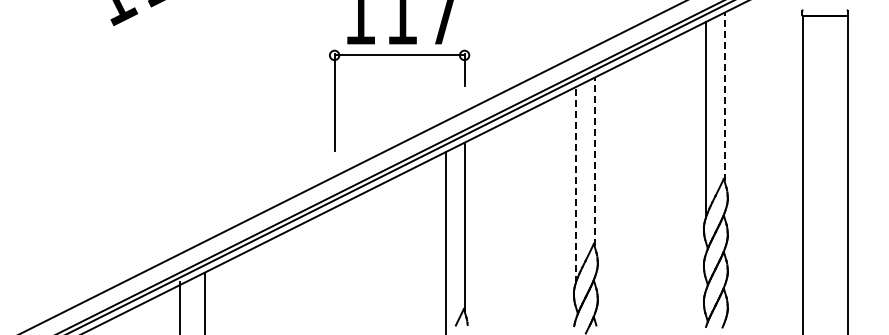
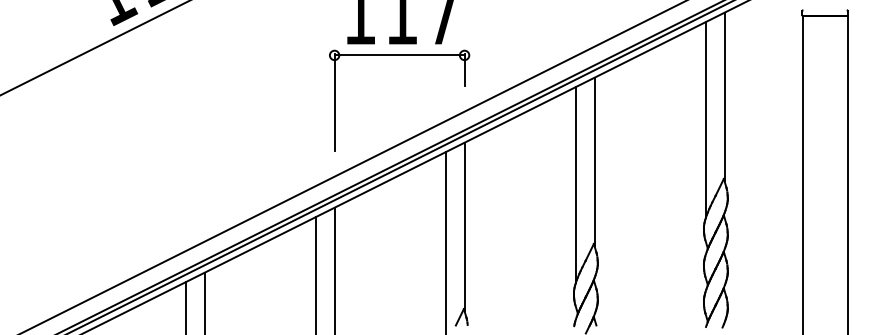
line: none -> present (94, 48)
line: dashed -> solid (724, 96)
line: dashed -> solid (594, 161)
line: dashed -> solid (575, 184)
line: none -> present (334, 269)
line: none -> present (315, 274)
line position: (179, 306) -> (185, 306) (185, 306)
